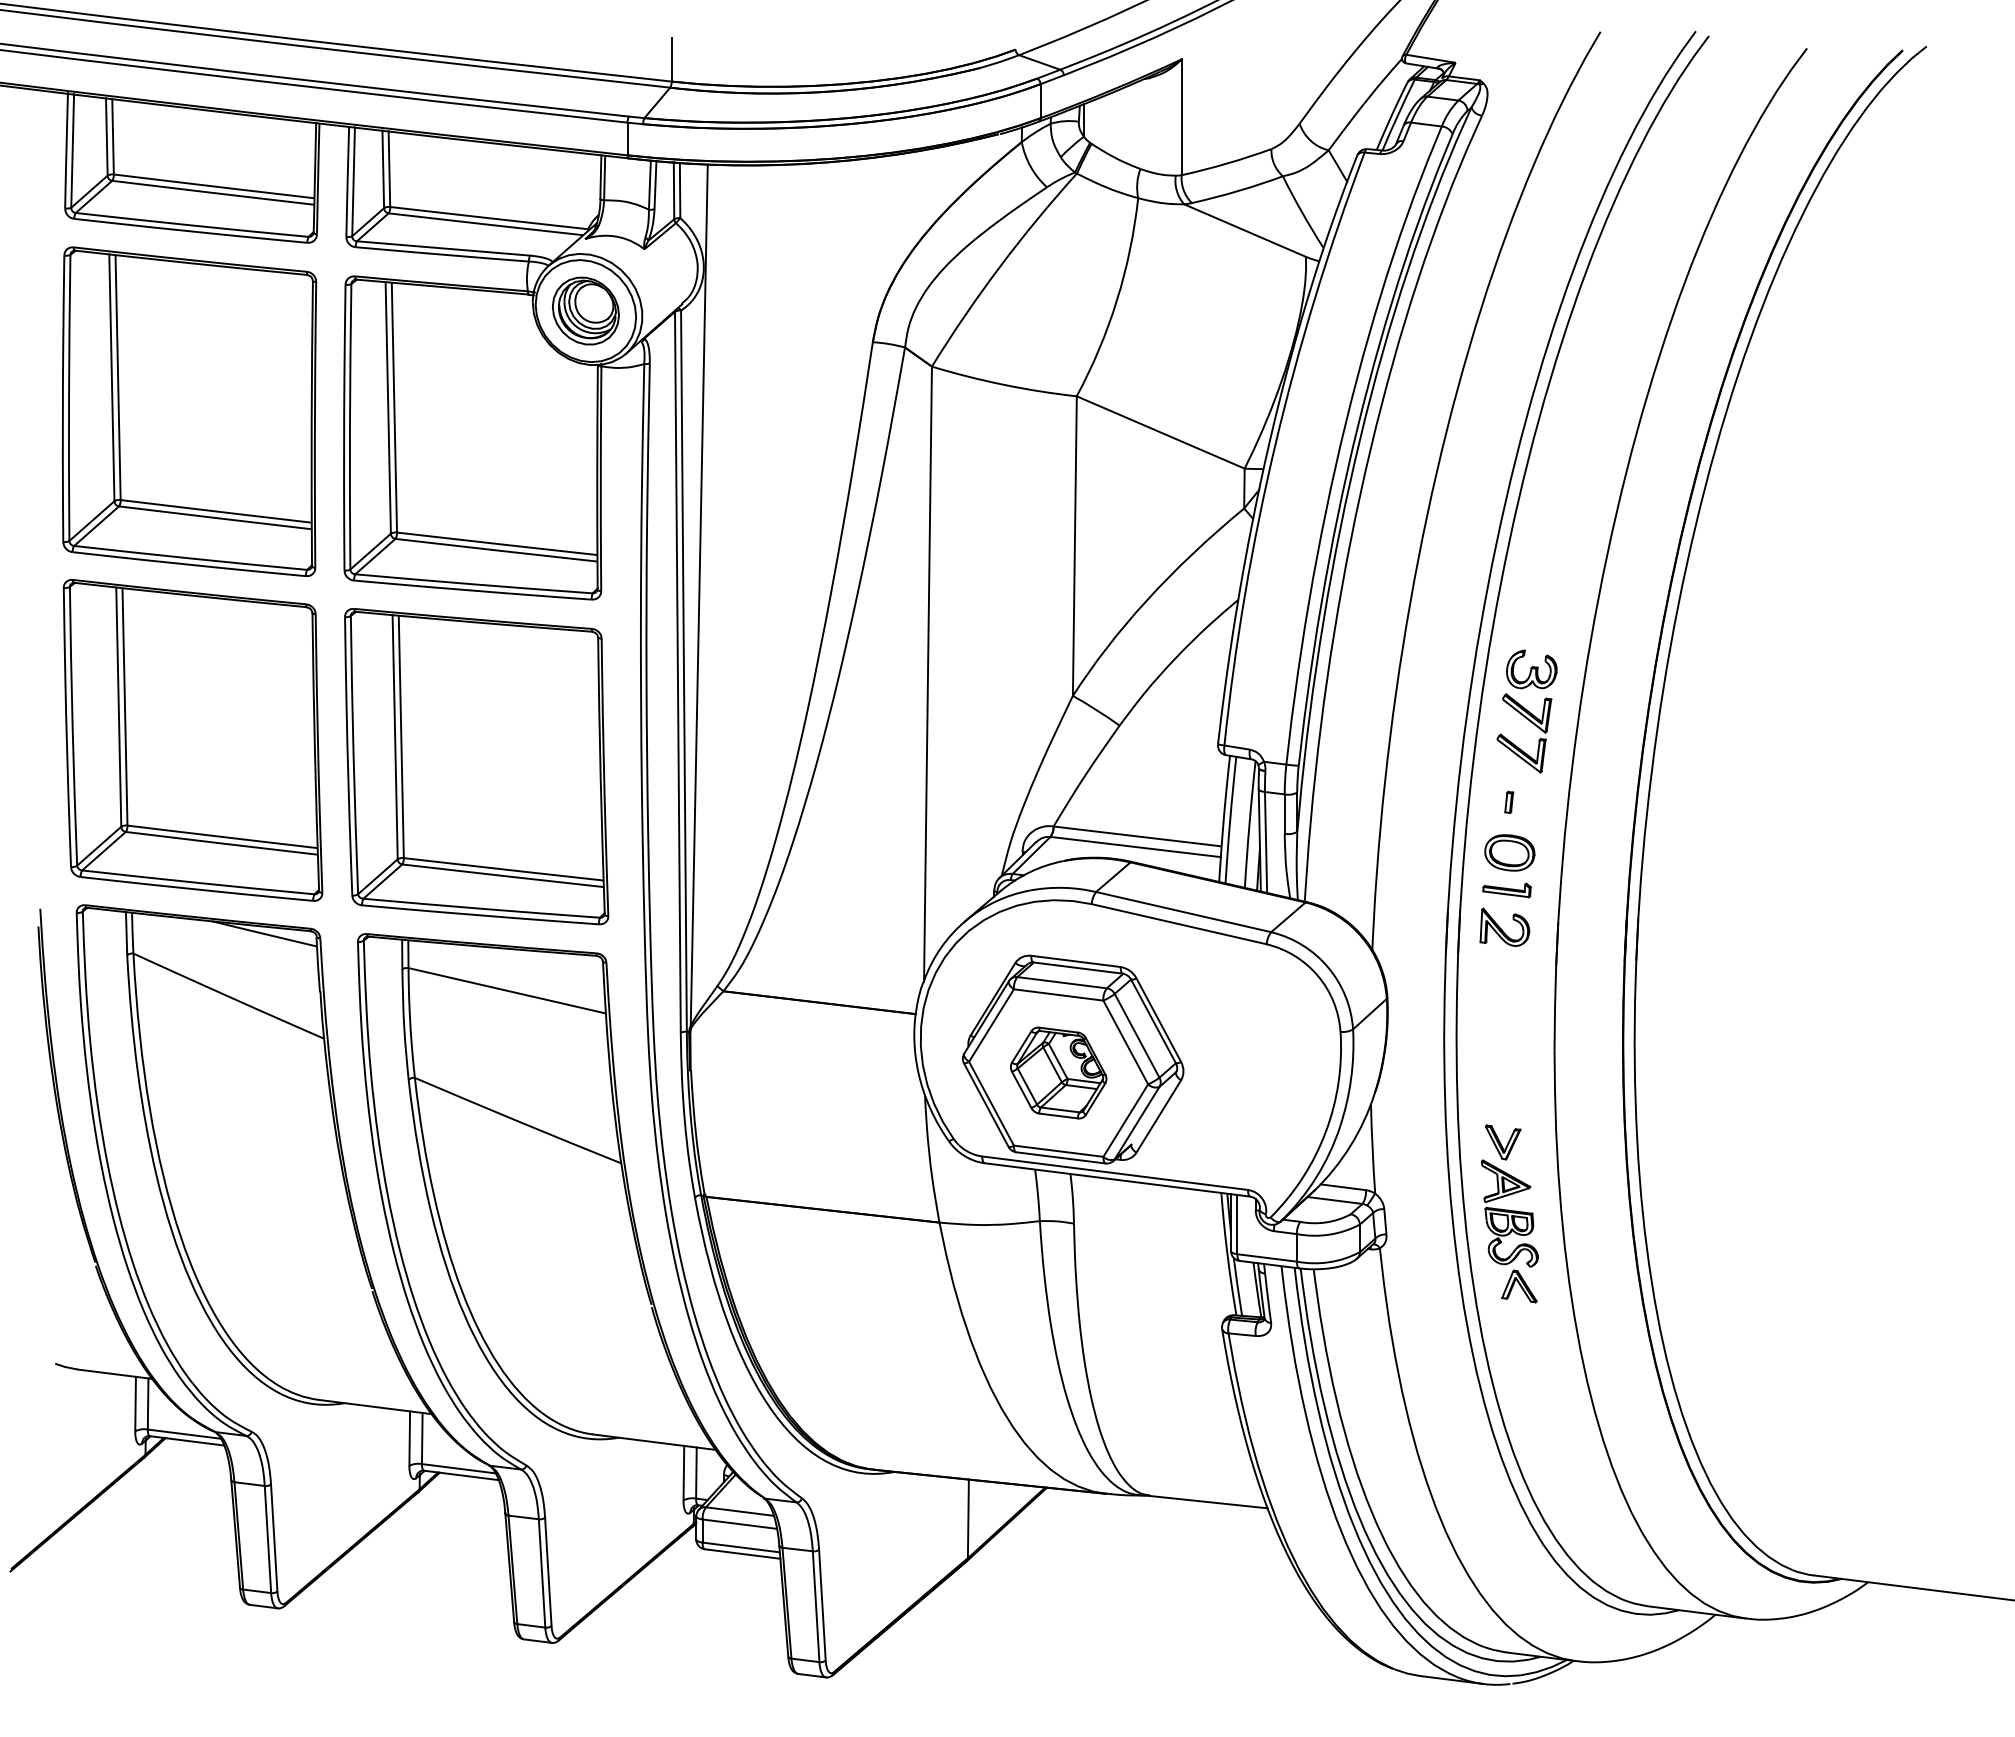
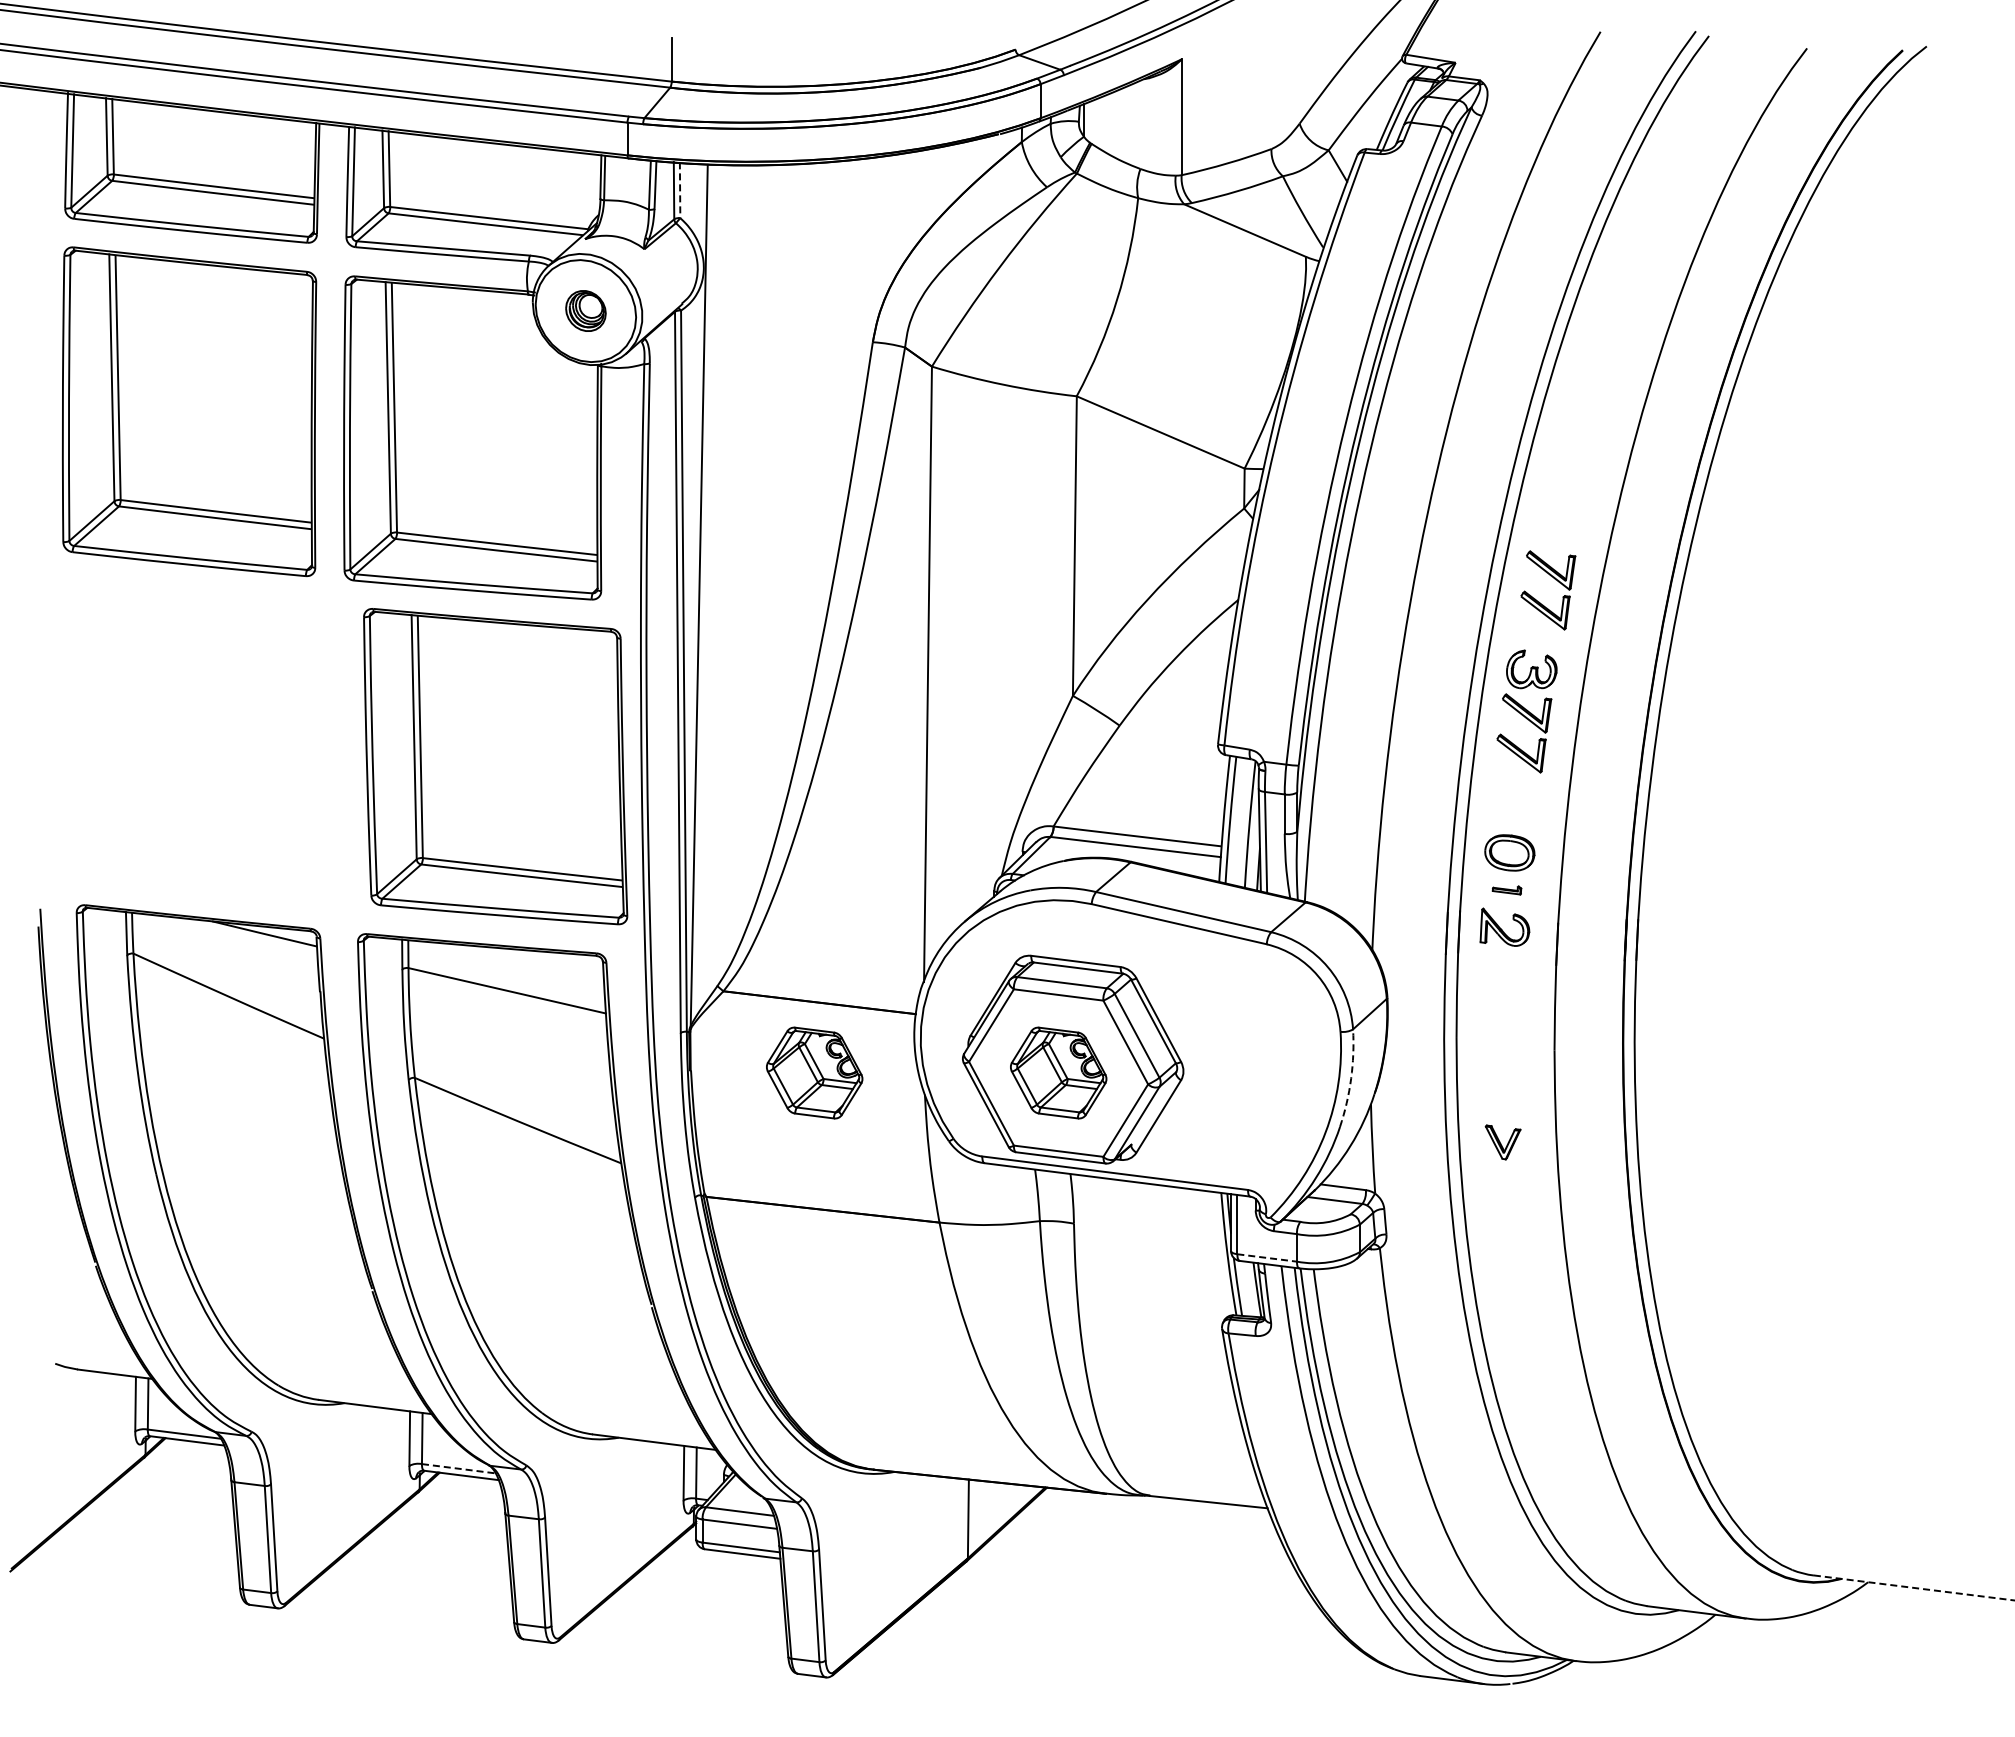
line: solid -> dashed (680, 189)
part size: 68x70 px -> 42x42 px (585, 310)
part: none -> present (1554, 579)
part: present -> none (192, 740)
part position: (476, 766) -> (495, 766) (495, 766)
part: present -> none (1509, 801)
part size: 50x17 px -> 32x11 px (1506, 890)
part: none -> present (814, 1072)
arc: solid -> dashed (1351, 1078)
part: present -> none (1509, 1231)
line: solid -> dashed (1267, 1258)
line: solid -> dashed (459, 1468)
line: solid -> dashed (1914, 1587)
